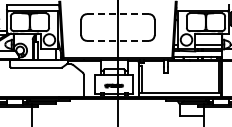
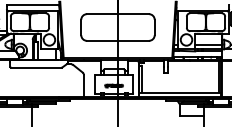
line: dashed -> solid (118, 14)
line: dashed -> solid (118, 40)
